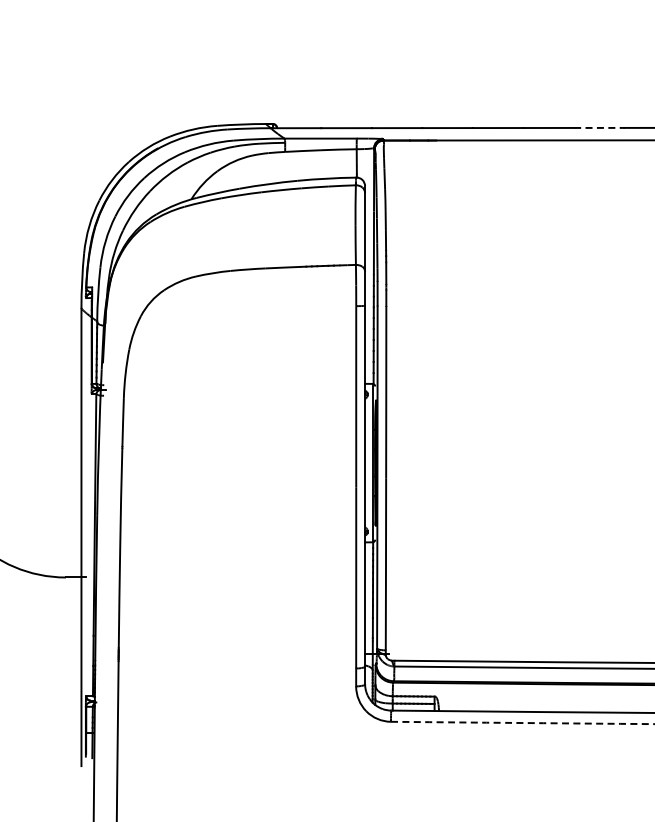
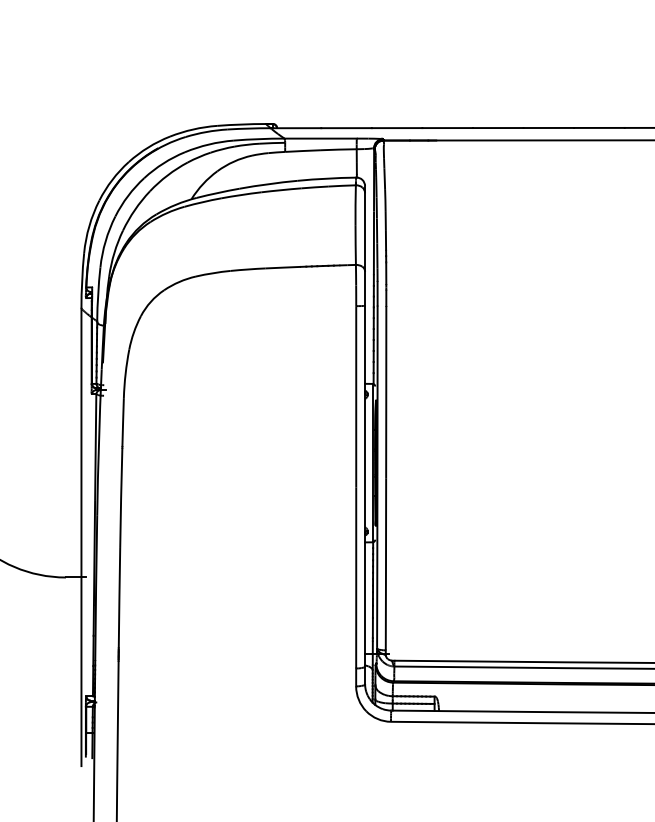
line: dashed -> solid (599, 127)
arc: dashed -> solid (523, 723)
